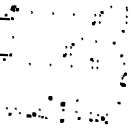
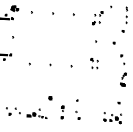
part: present -> none (73, 47)
part size: 6x22 px -> 5x15 px (62, 112)
part position: (98, 118) -> (112, 118) (112, 118)
